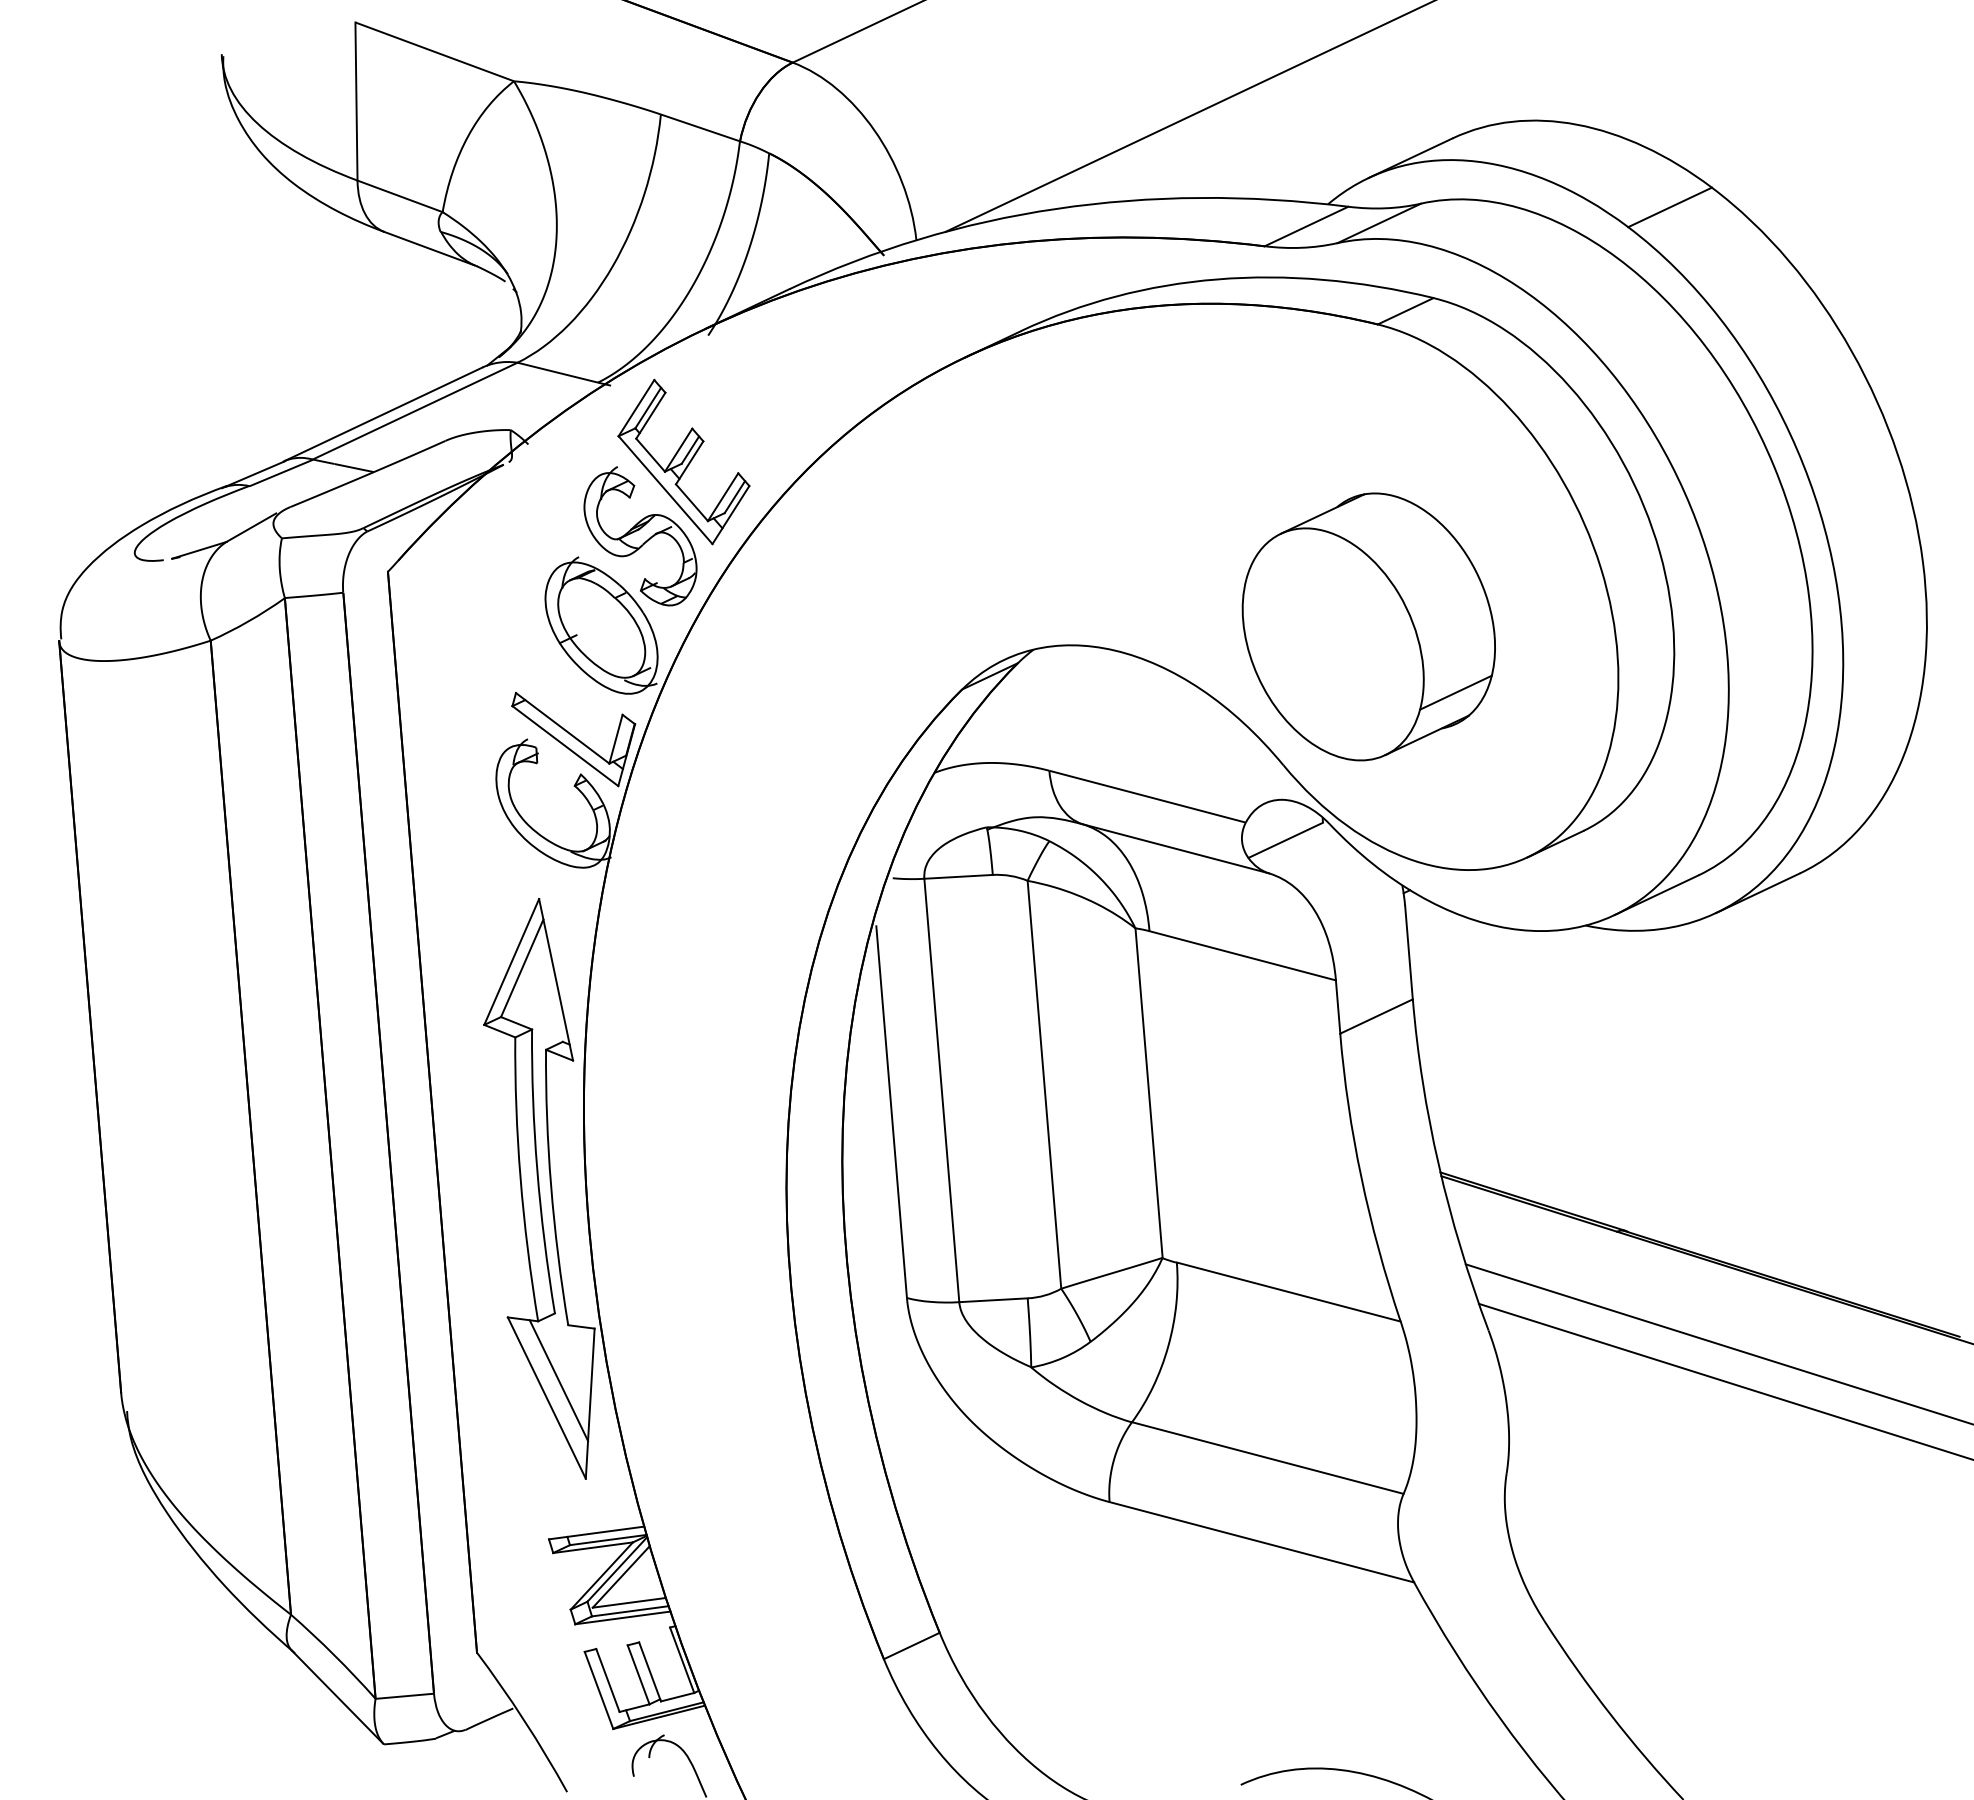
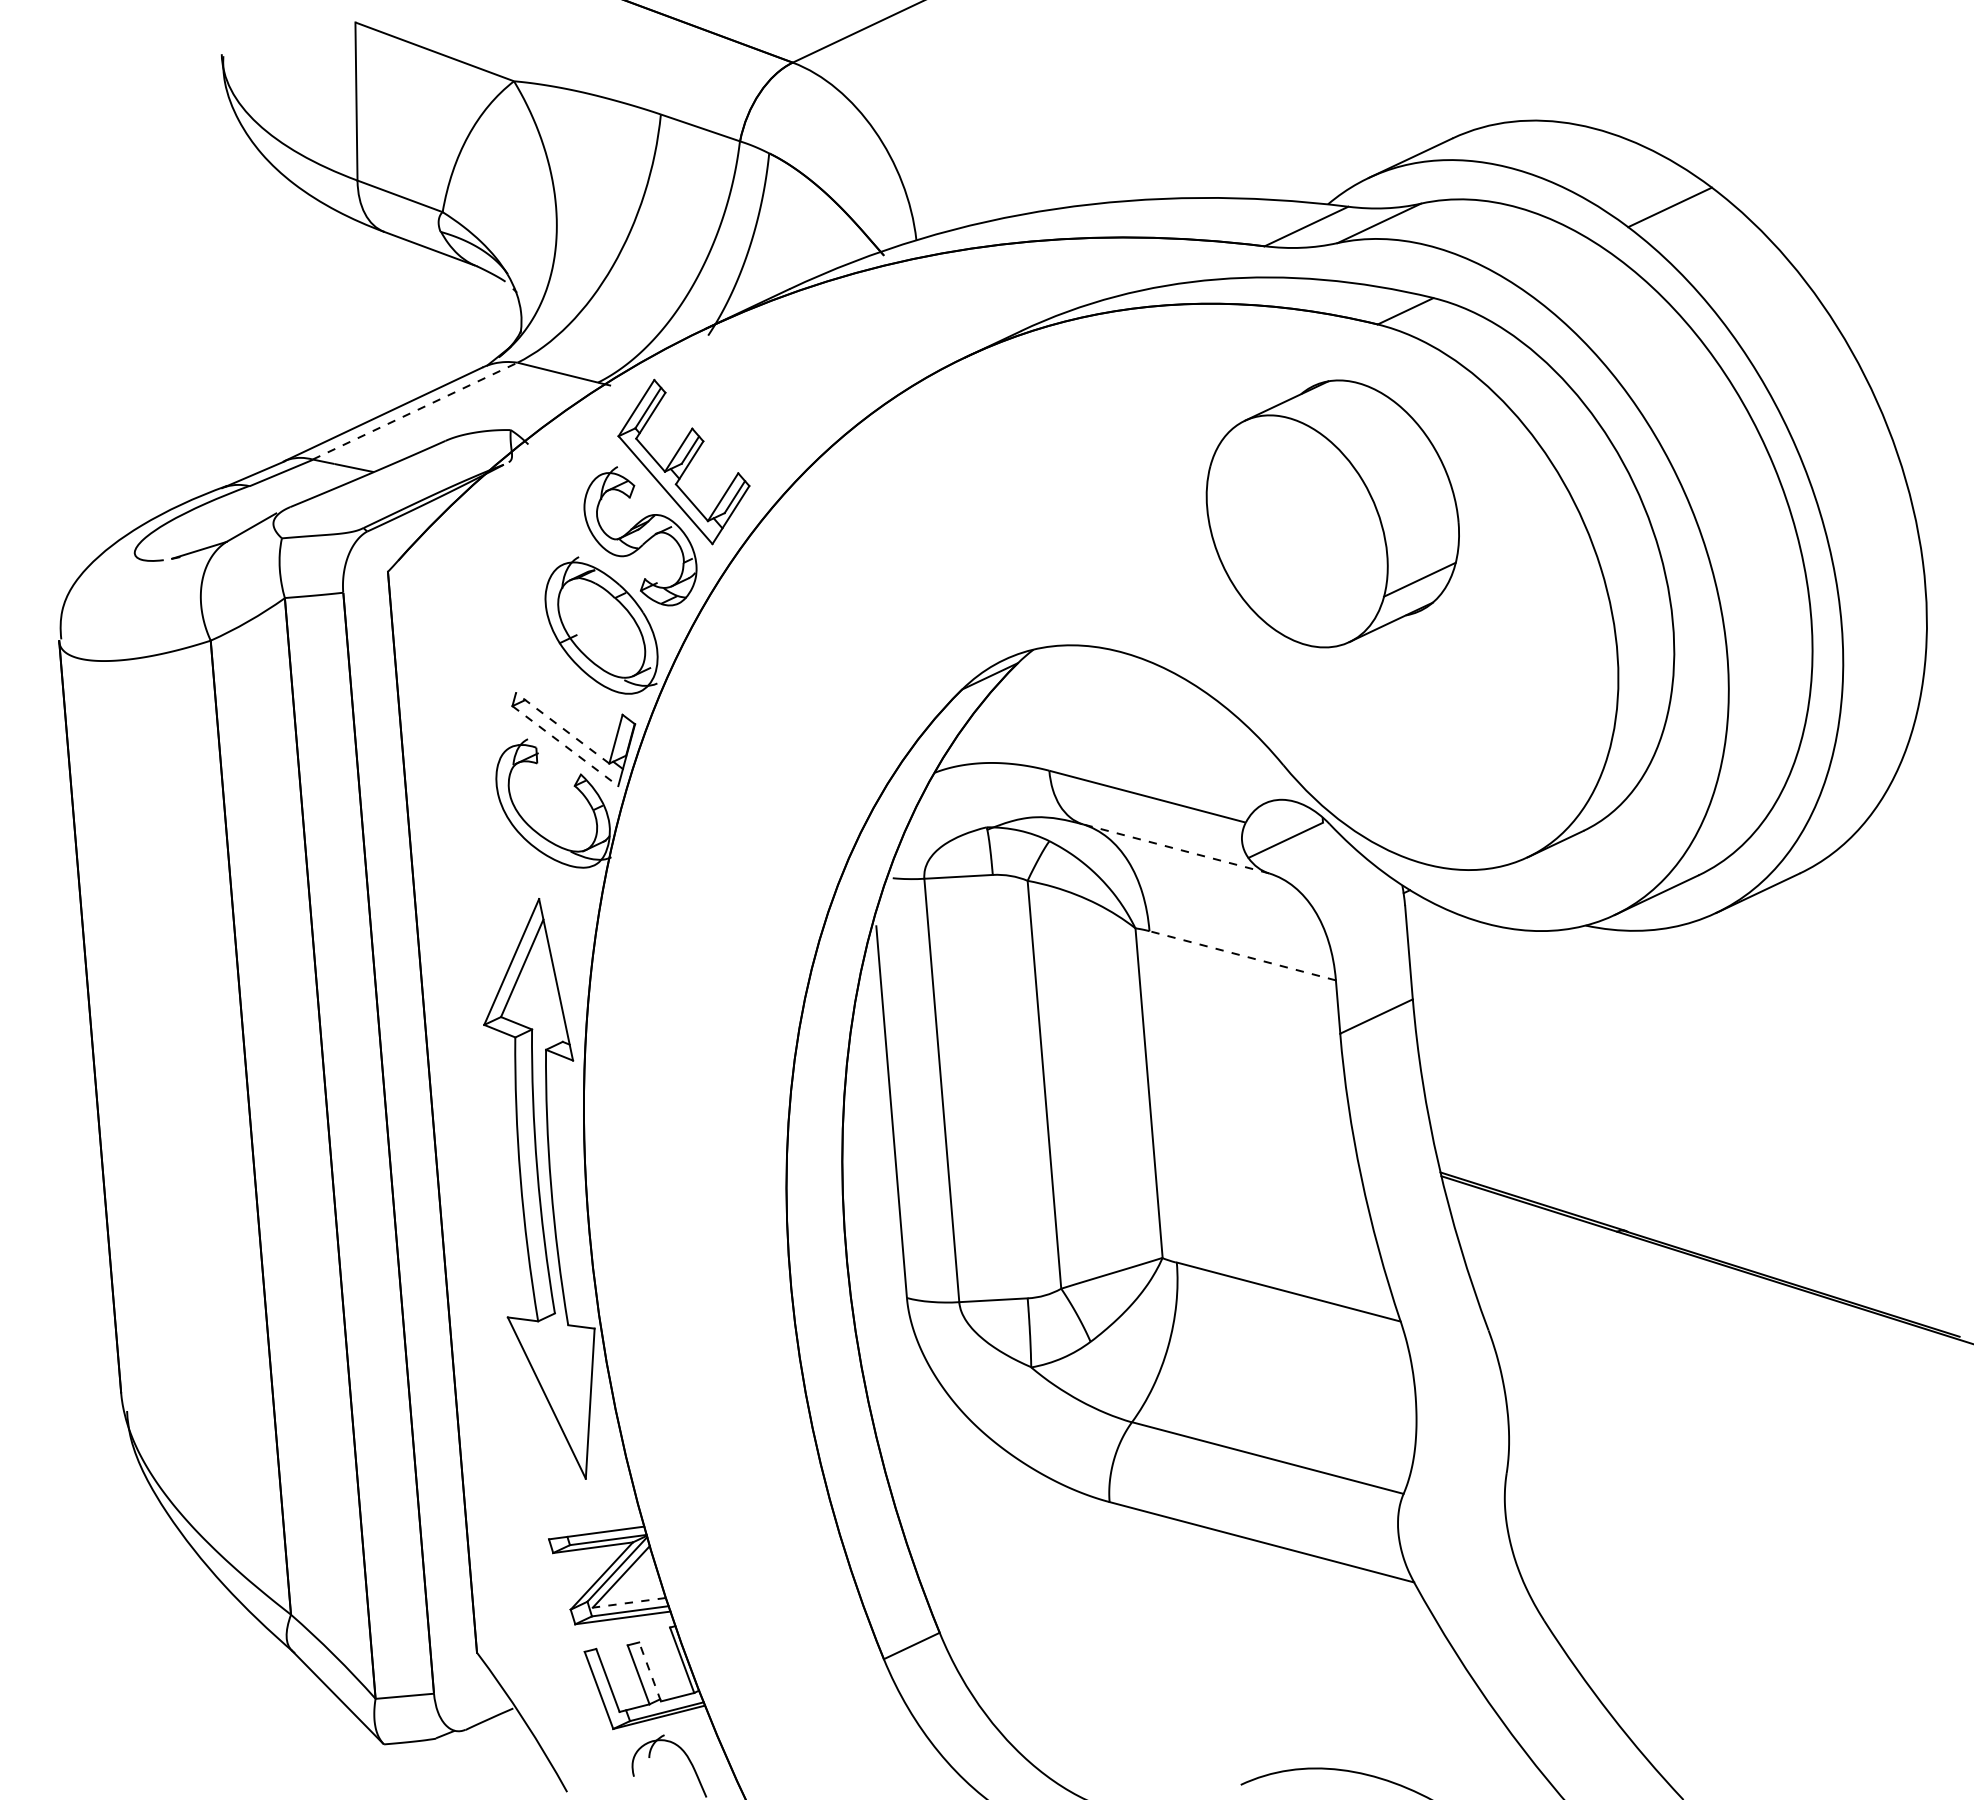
line: present -> none (1188, 116)
line: solid -> dashed (415, 410)
part position: (1368, 626) -> (1332, 513) (1332, 513)
line: solid -> dashed (562, 728)
line: solid -> dashed (565, 746)
line: solid -> dashed (1175, 848)
line: solid -> dashed (1242, 955)
line: present -> none (1717, 1343)
line: present -> none (558, 1380)
line: present -> none (1724, 1380)
line: solid -> dashed (629, 1602)
line: solid -> dashed (649, 1671)
